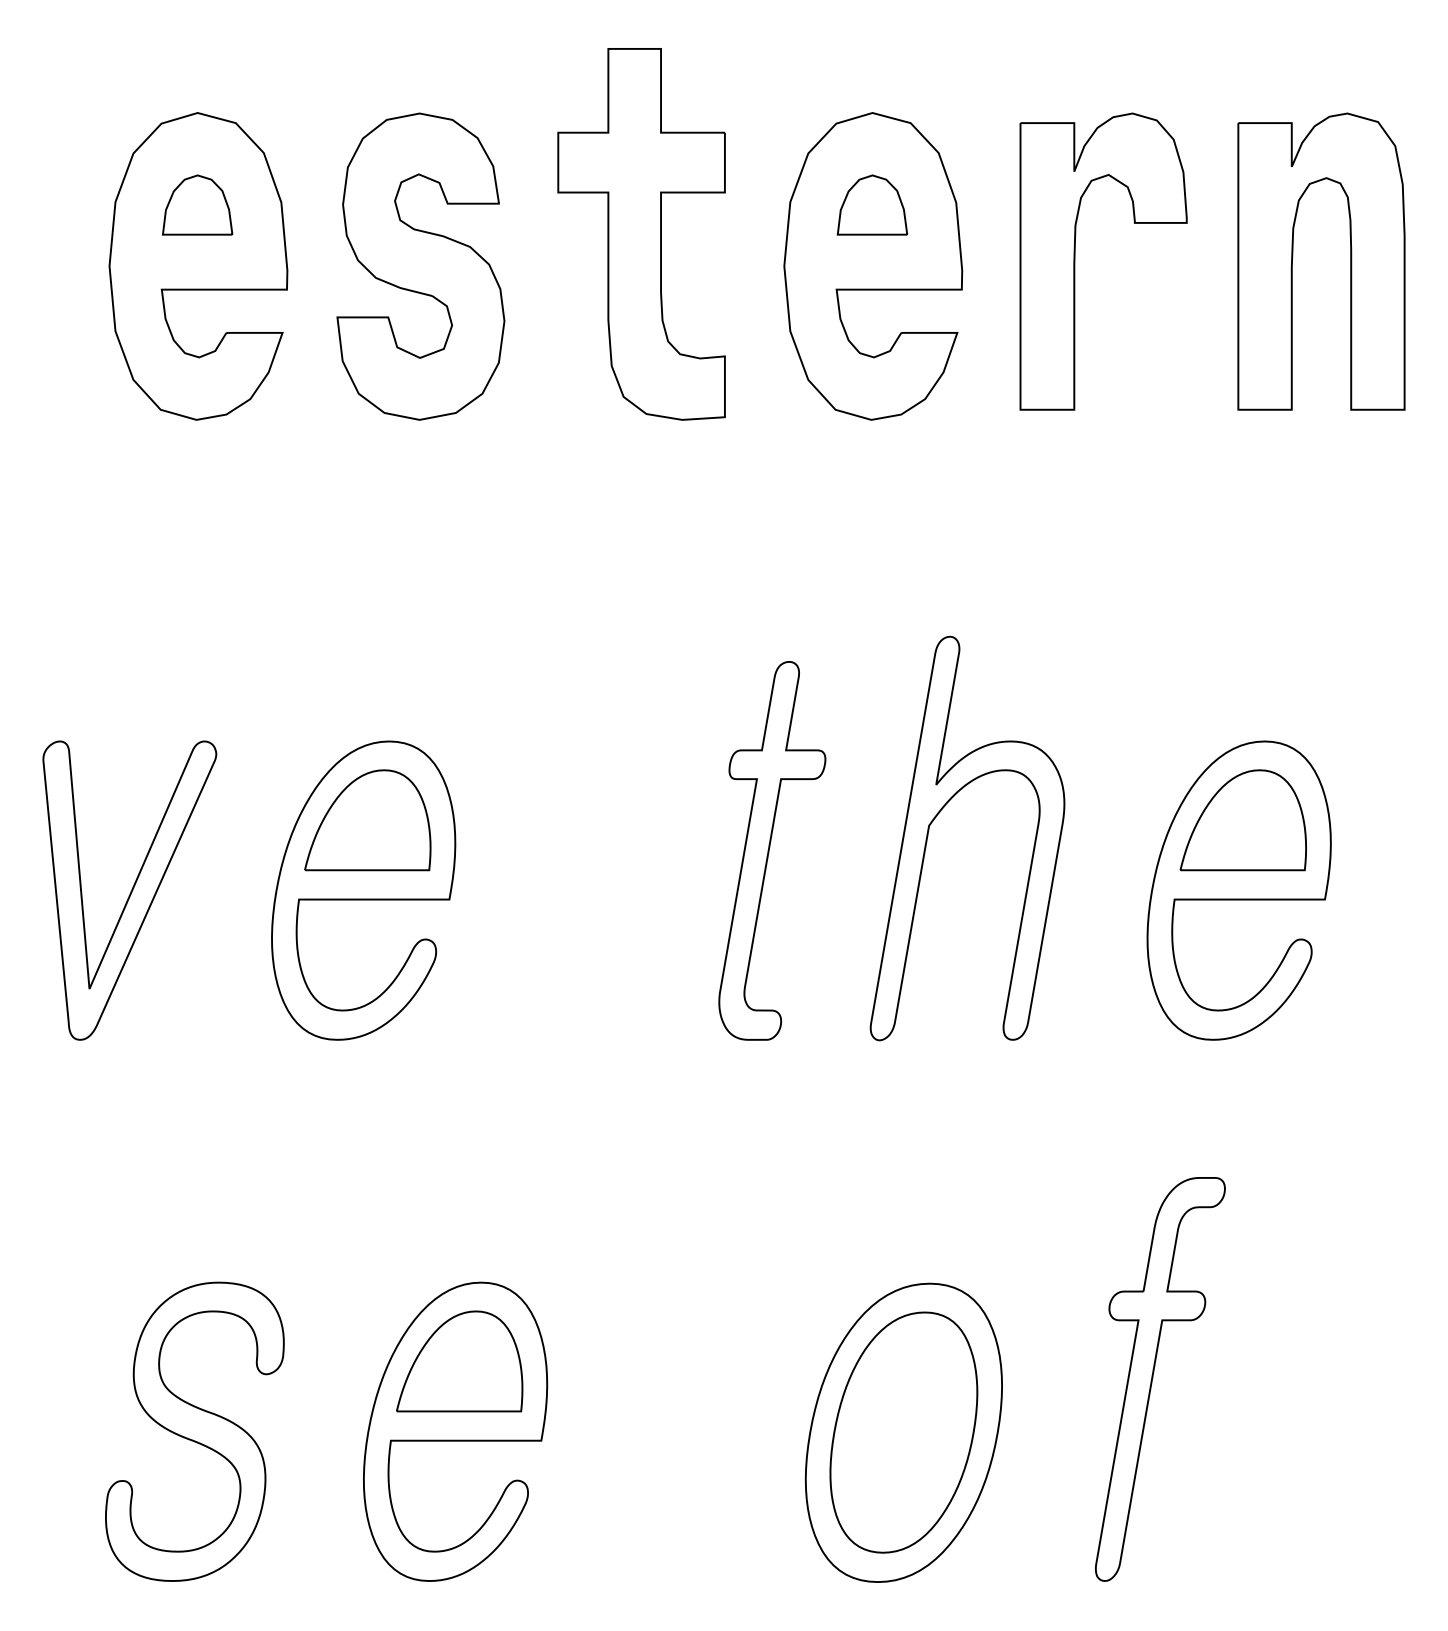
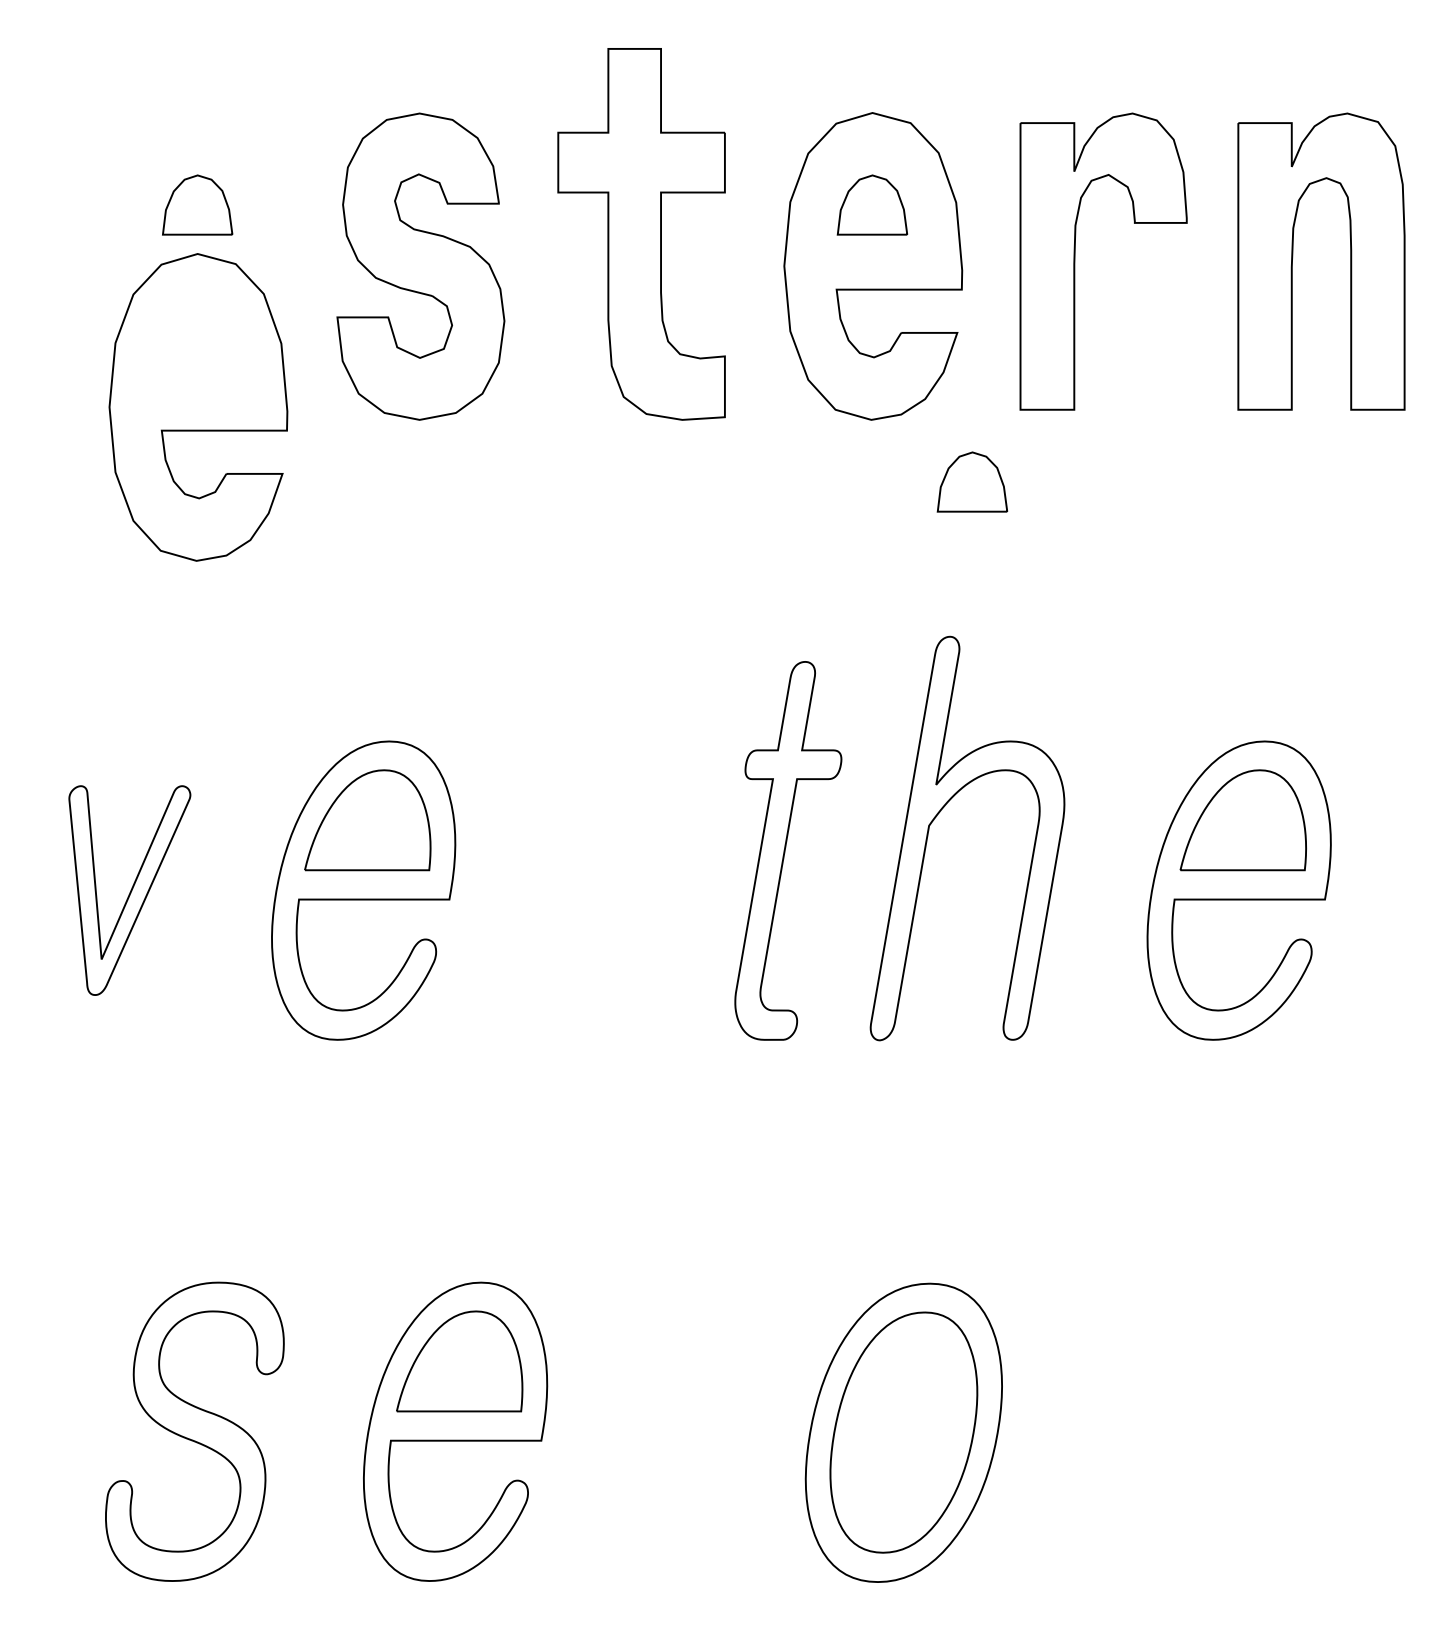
part position: (198, 266) -> (198, 407) (198, 407)
part: none -> present (972, 481)
part position: (772, 850) -> (788, 850) (788, 850)
part size: 176x301 px -> 124x211 px (129, 890)
part: present -> none (1153, 1378)
